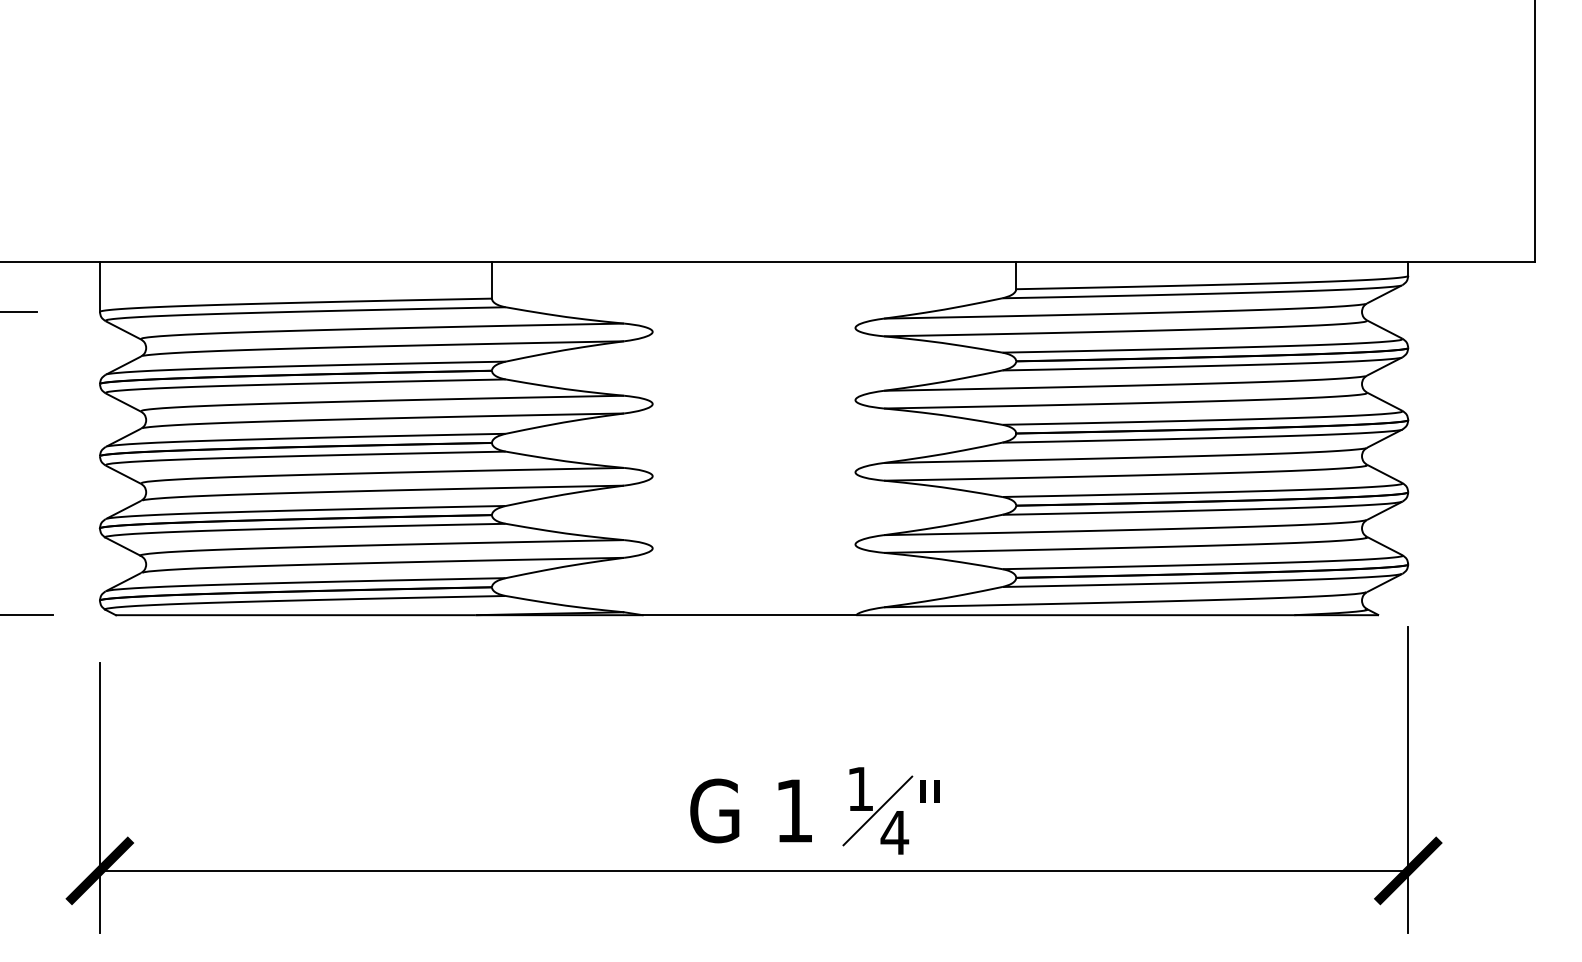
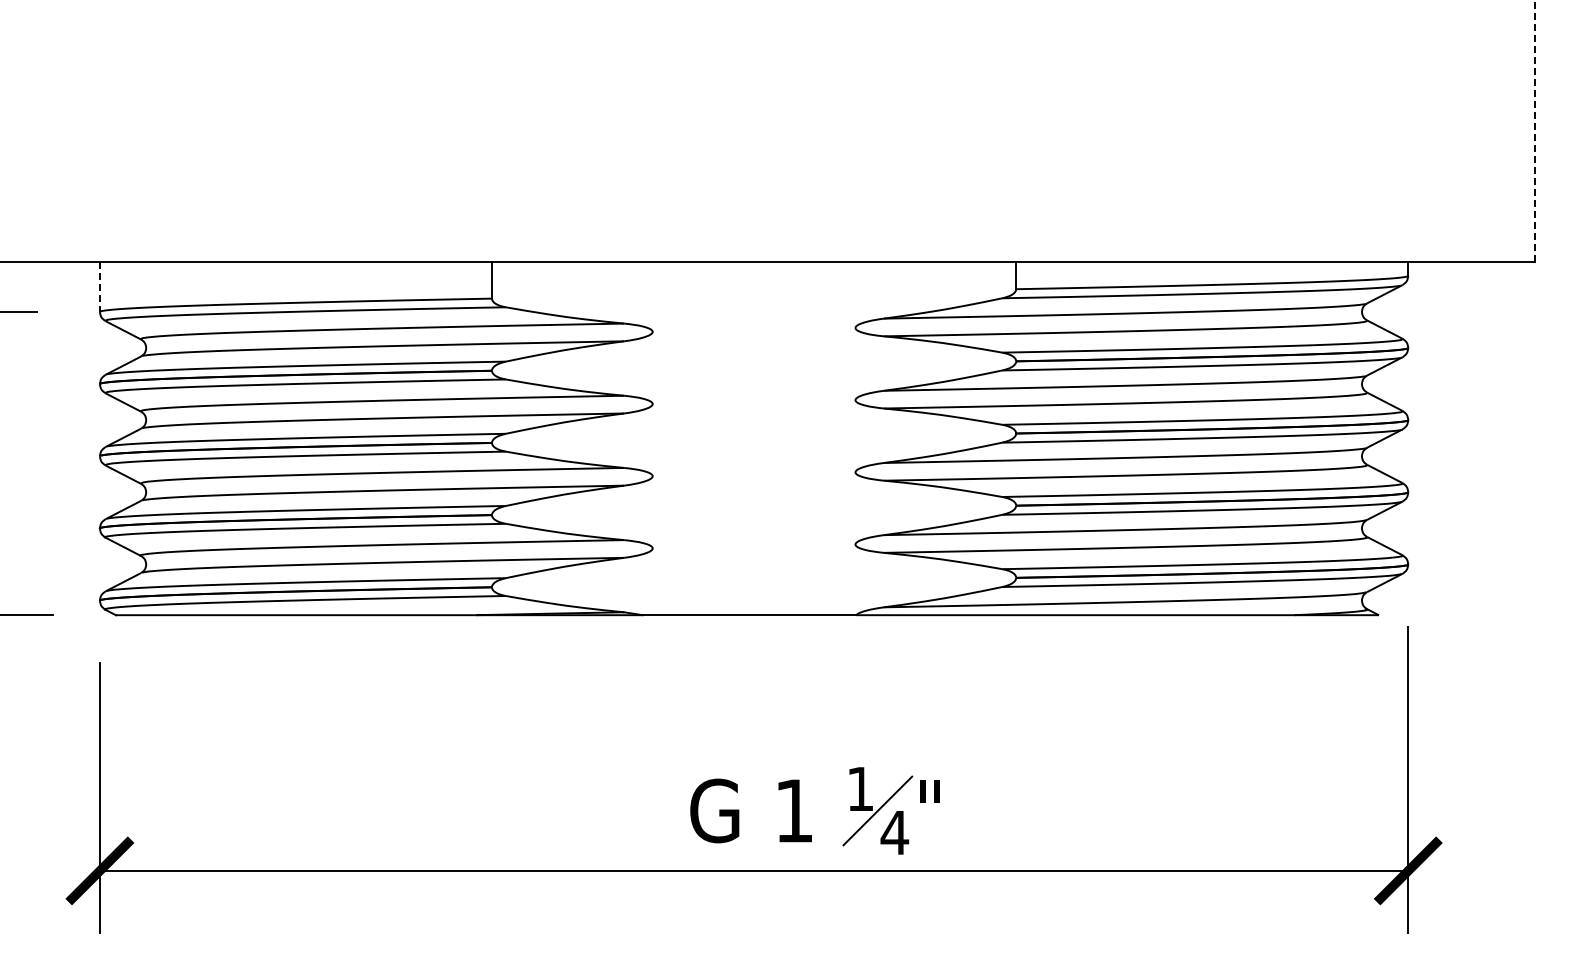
line: solid -> dashed (1534, 131)
line: solid -> dashed (99, 287)
